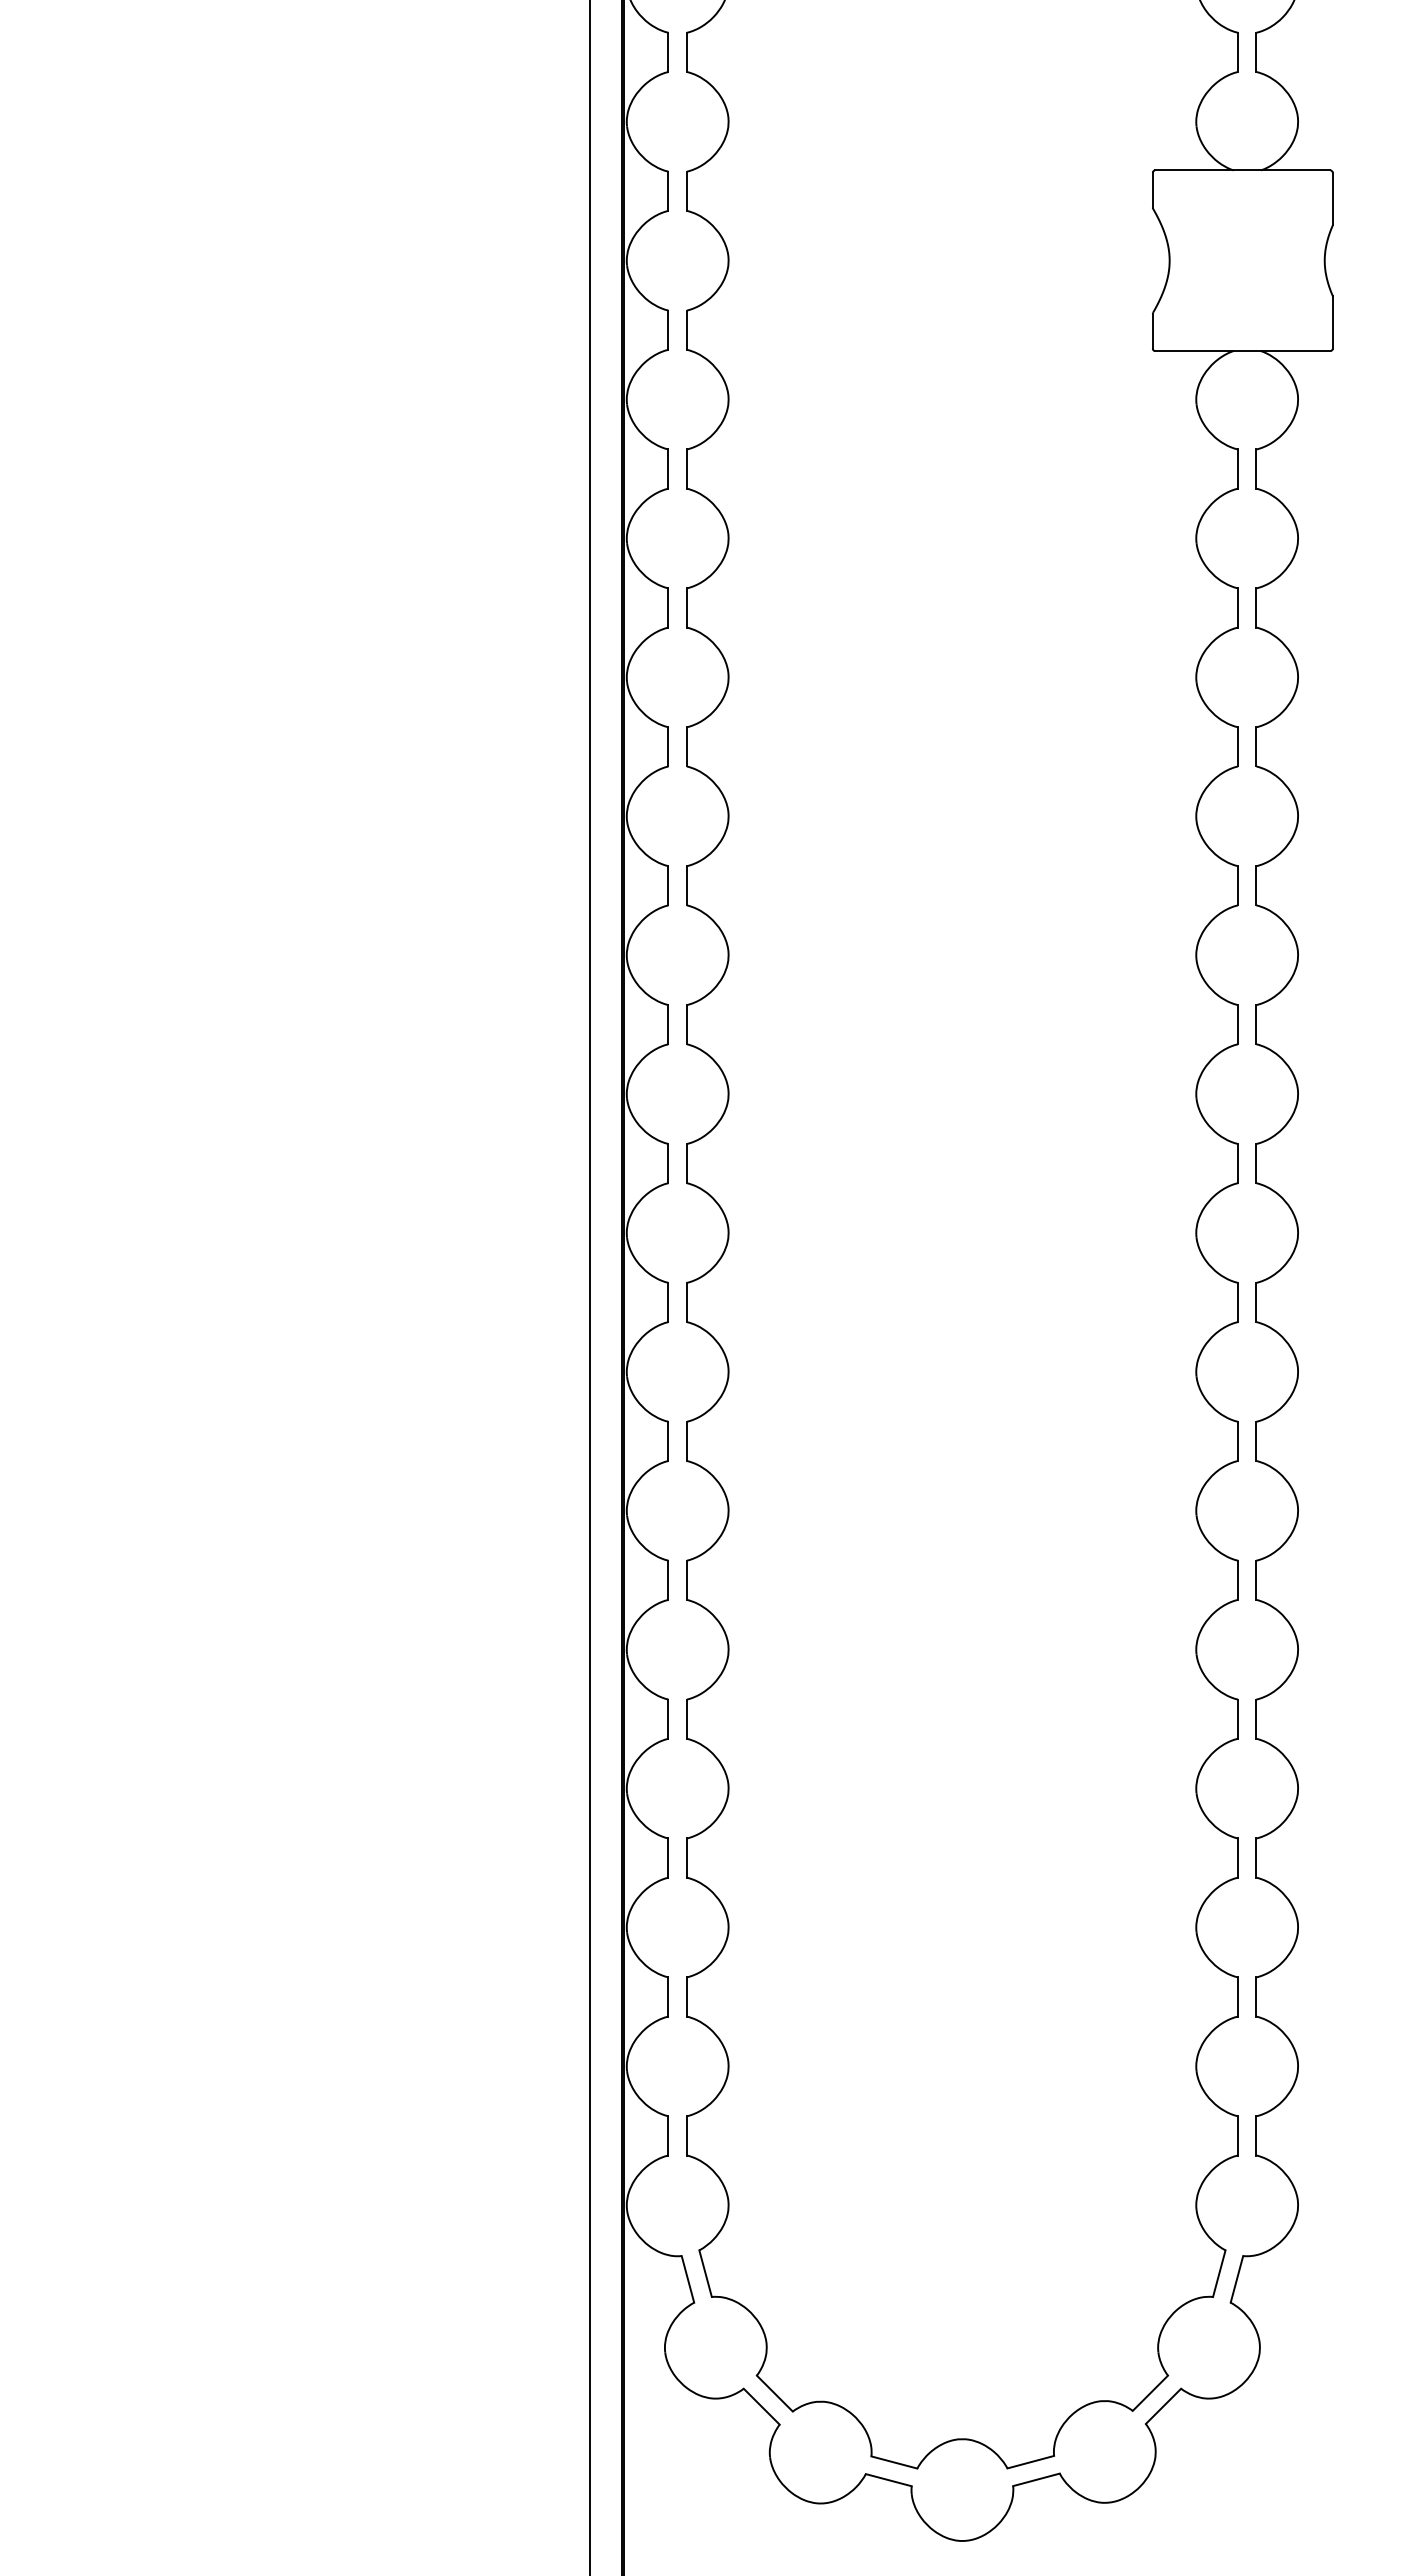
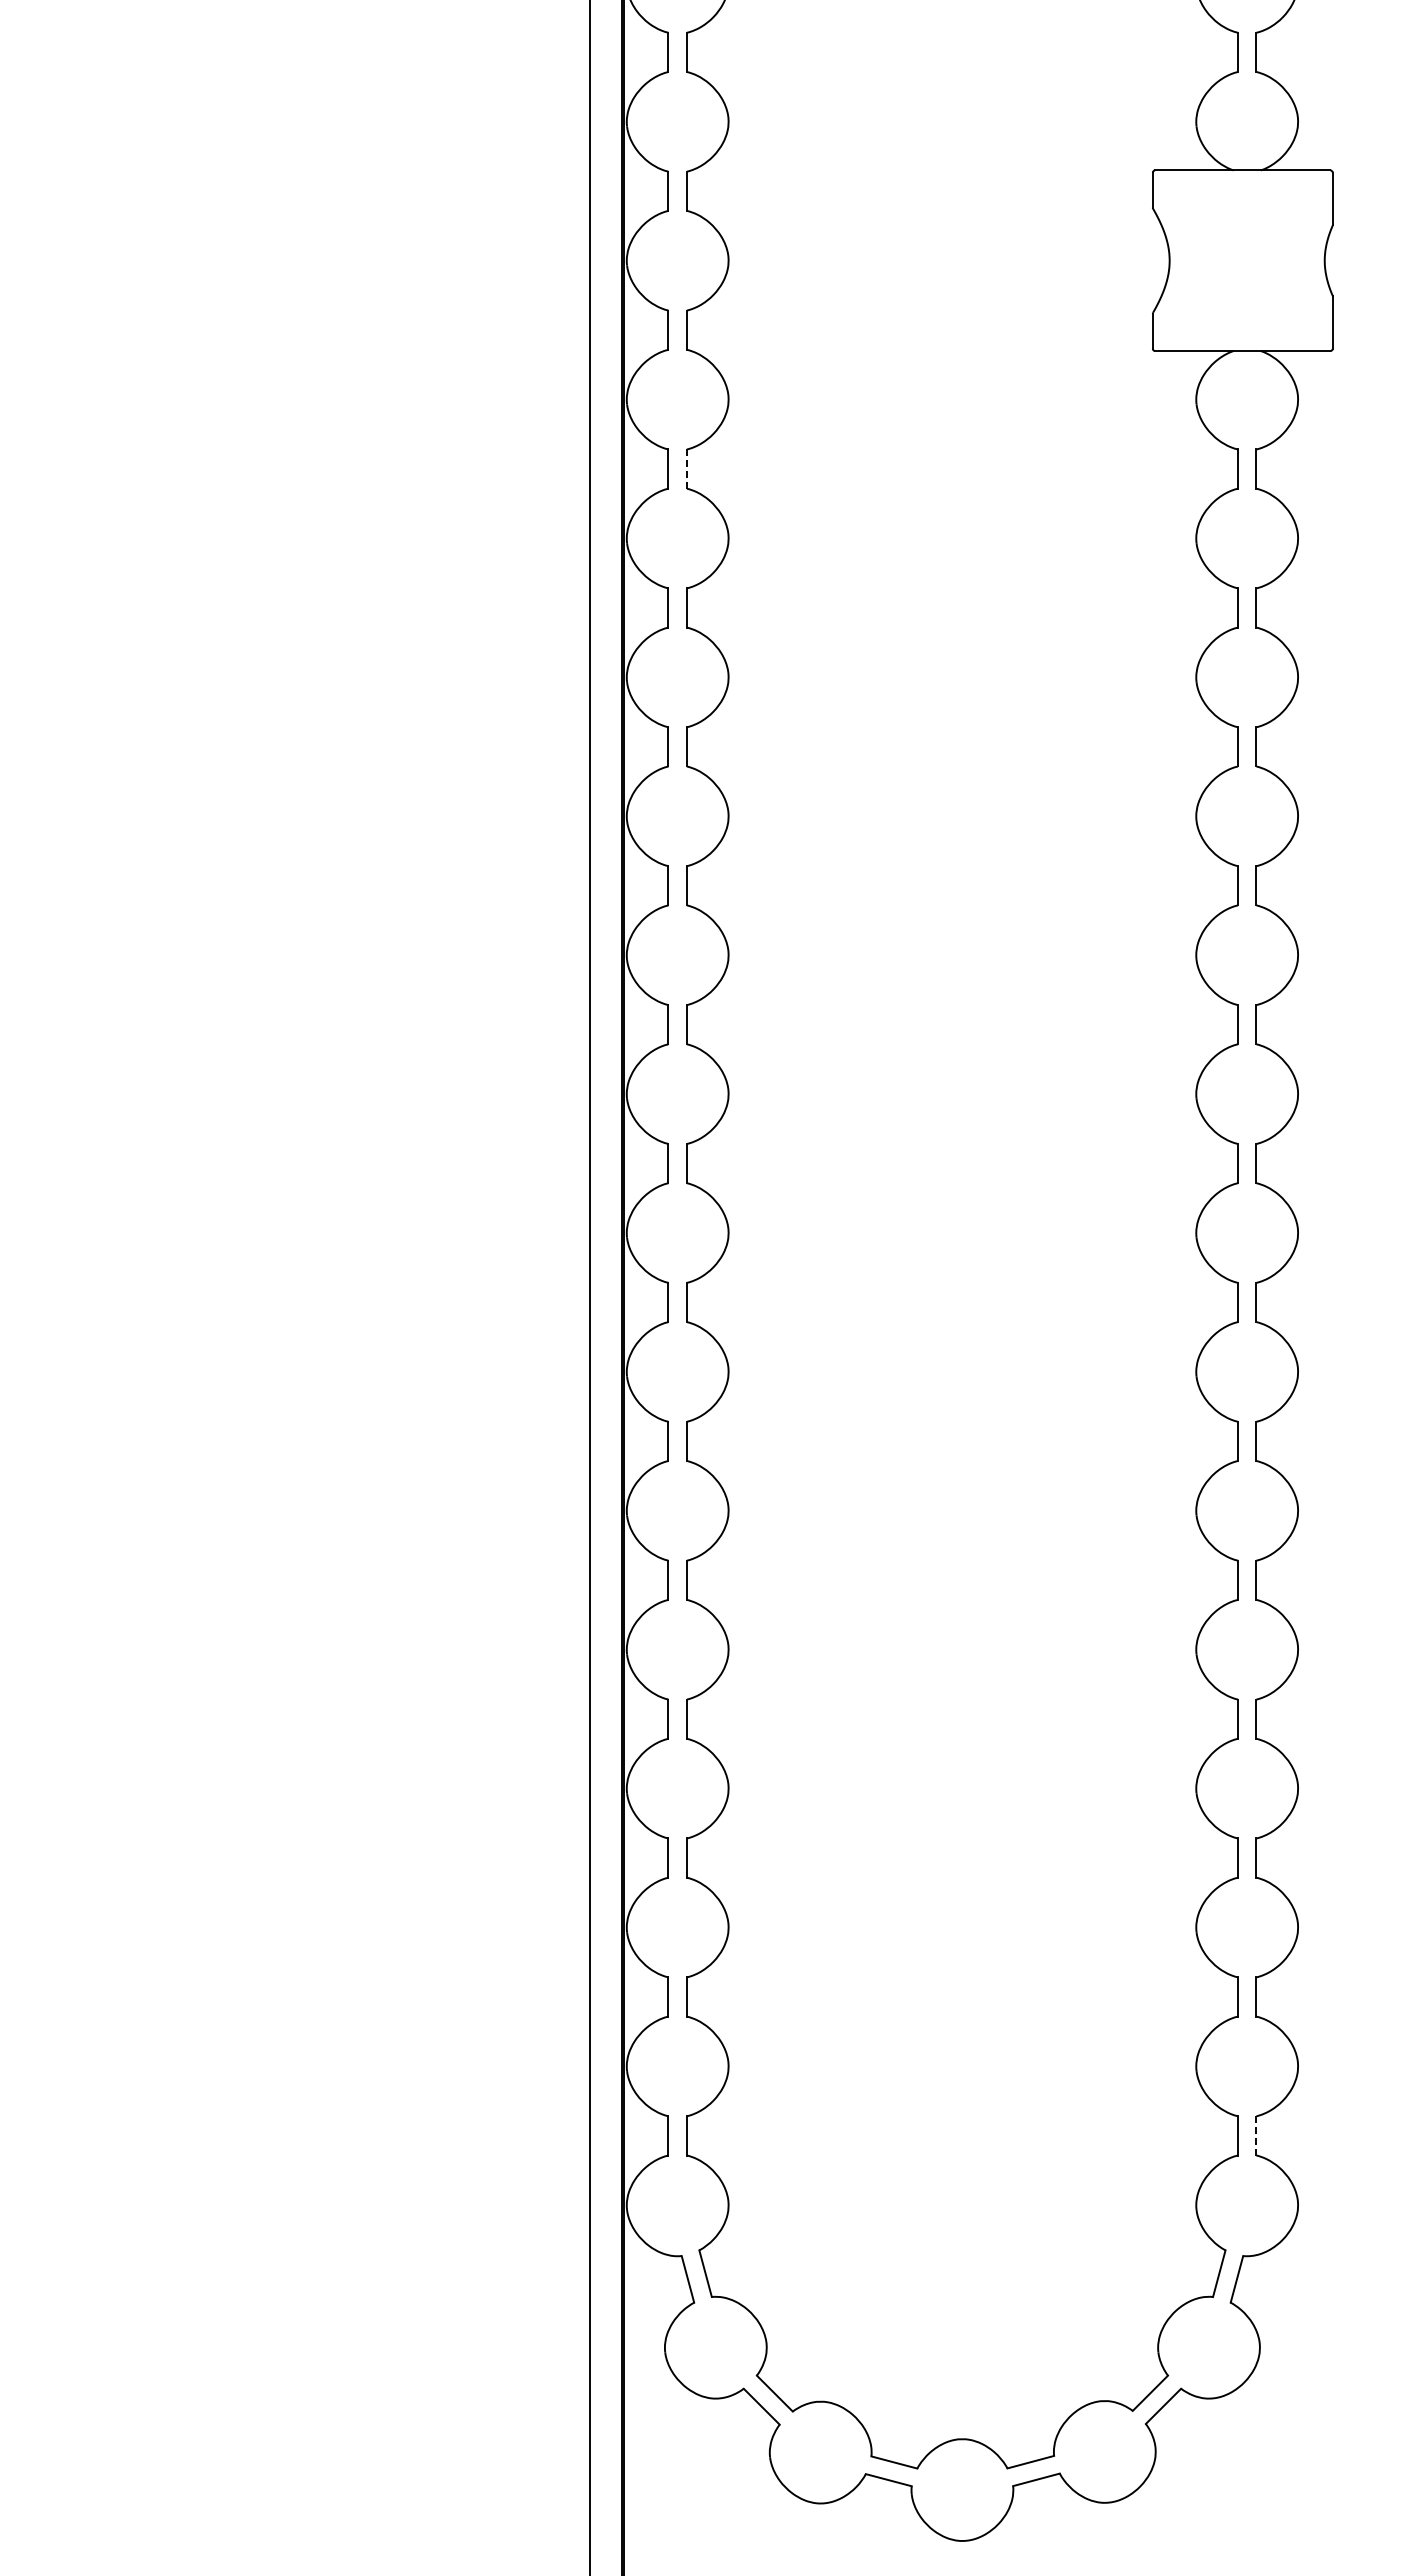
line: solid -> dashed (686, 469)
line: solid -> dashed (1256, 2135)
